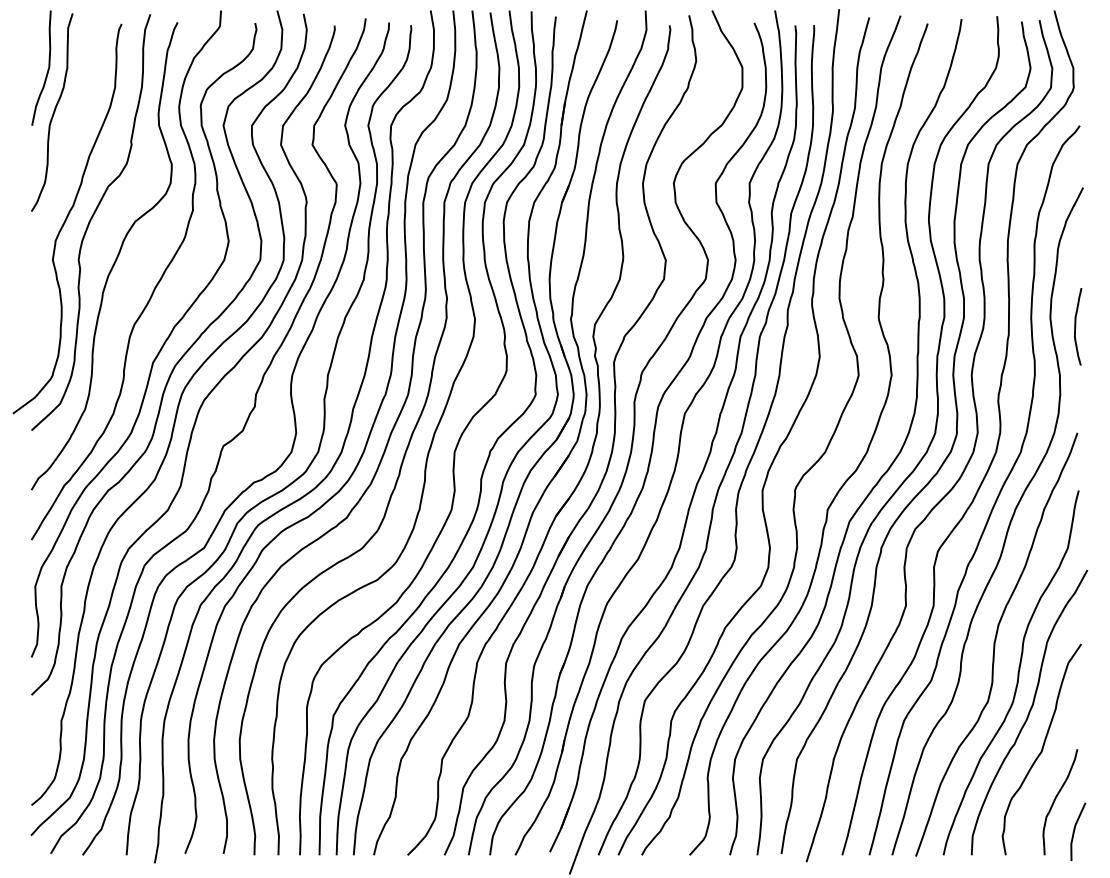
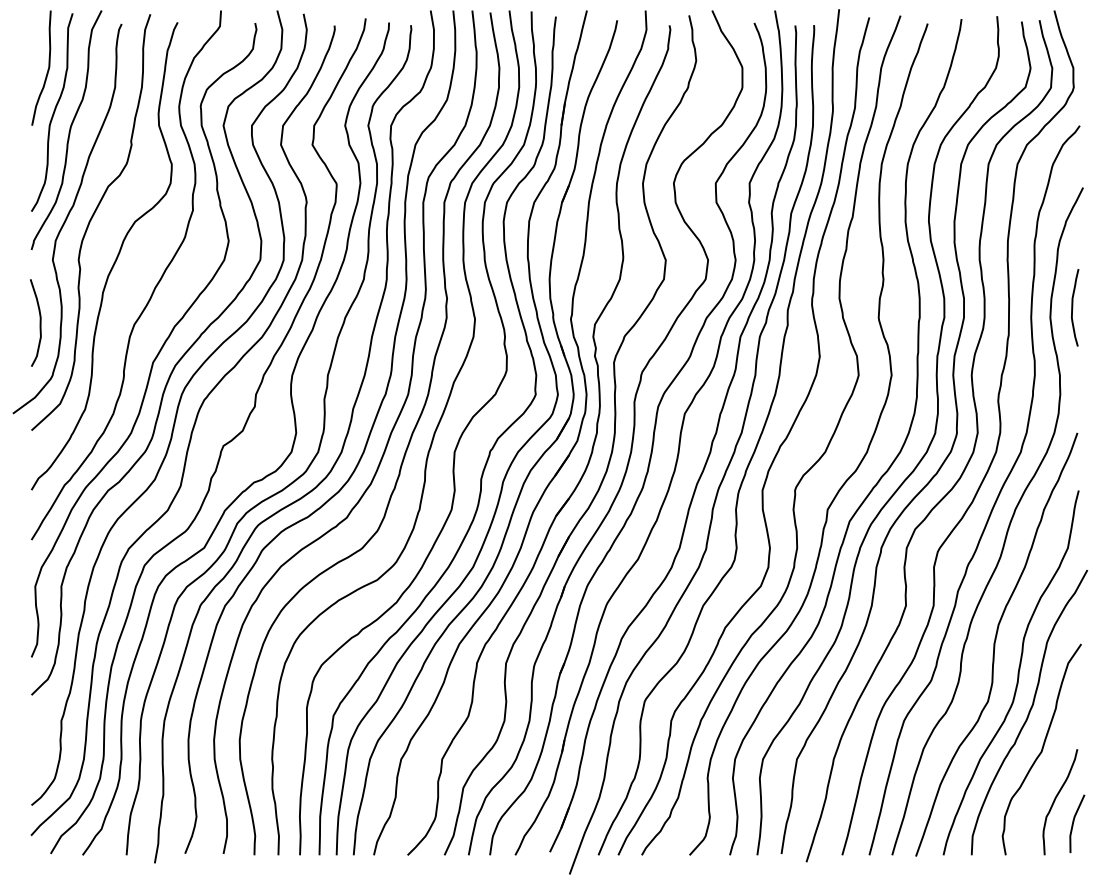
curve: none -> present (68, 131)
curve: none -> present (39, 322)
curve position: (1076, 326) -> (1073, 307) (1073, 307)
line position: (1075, 830) -> (1074, 822) (1074, 822)
